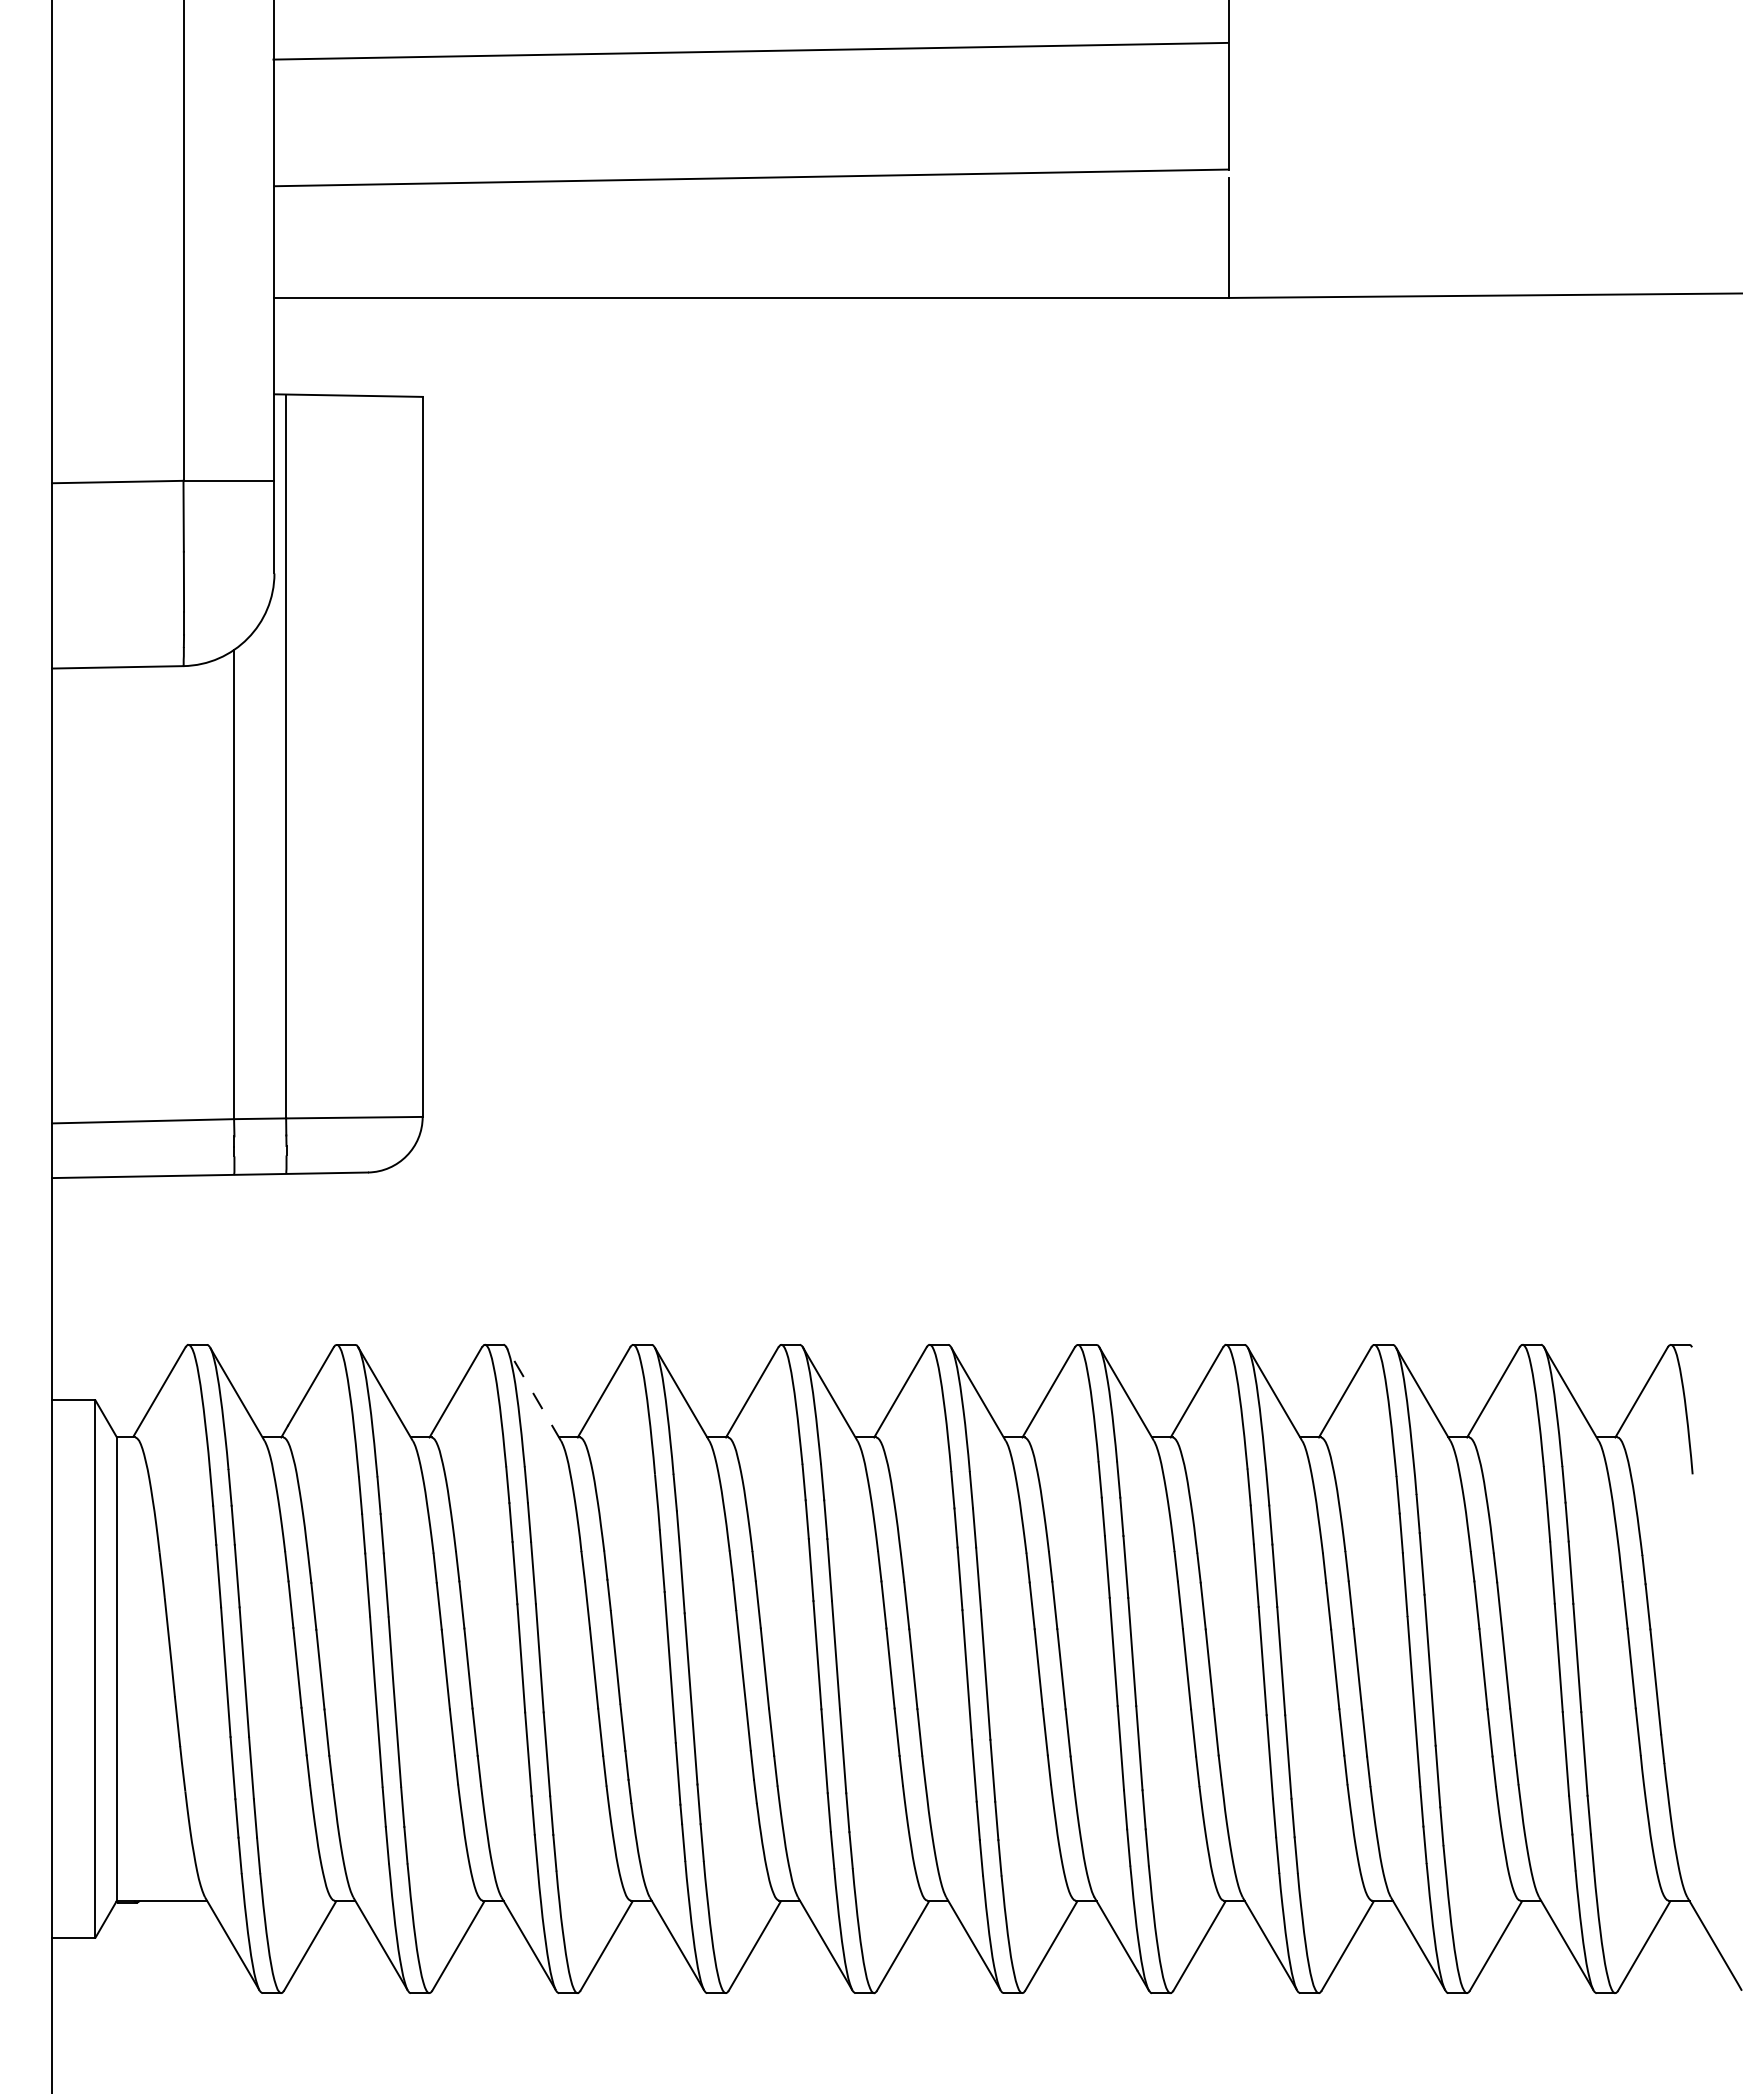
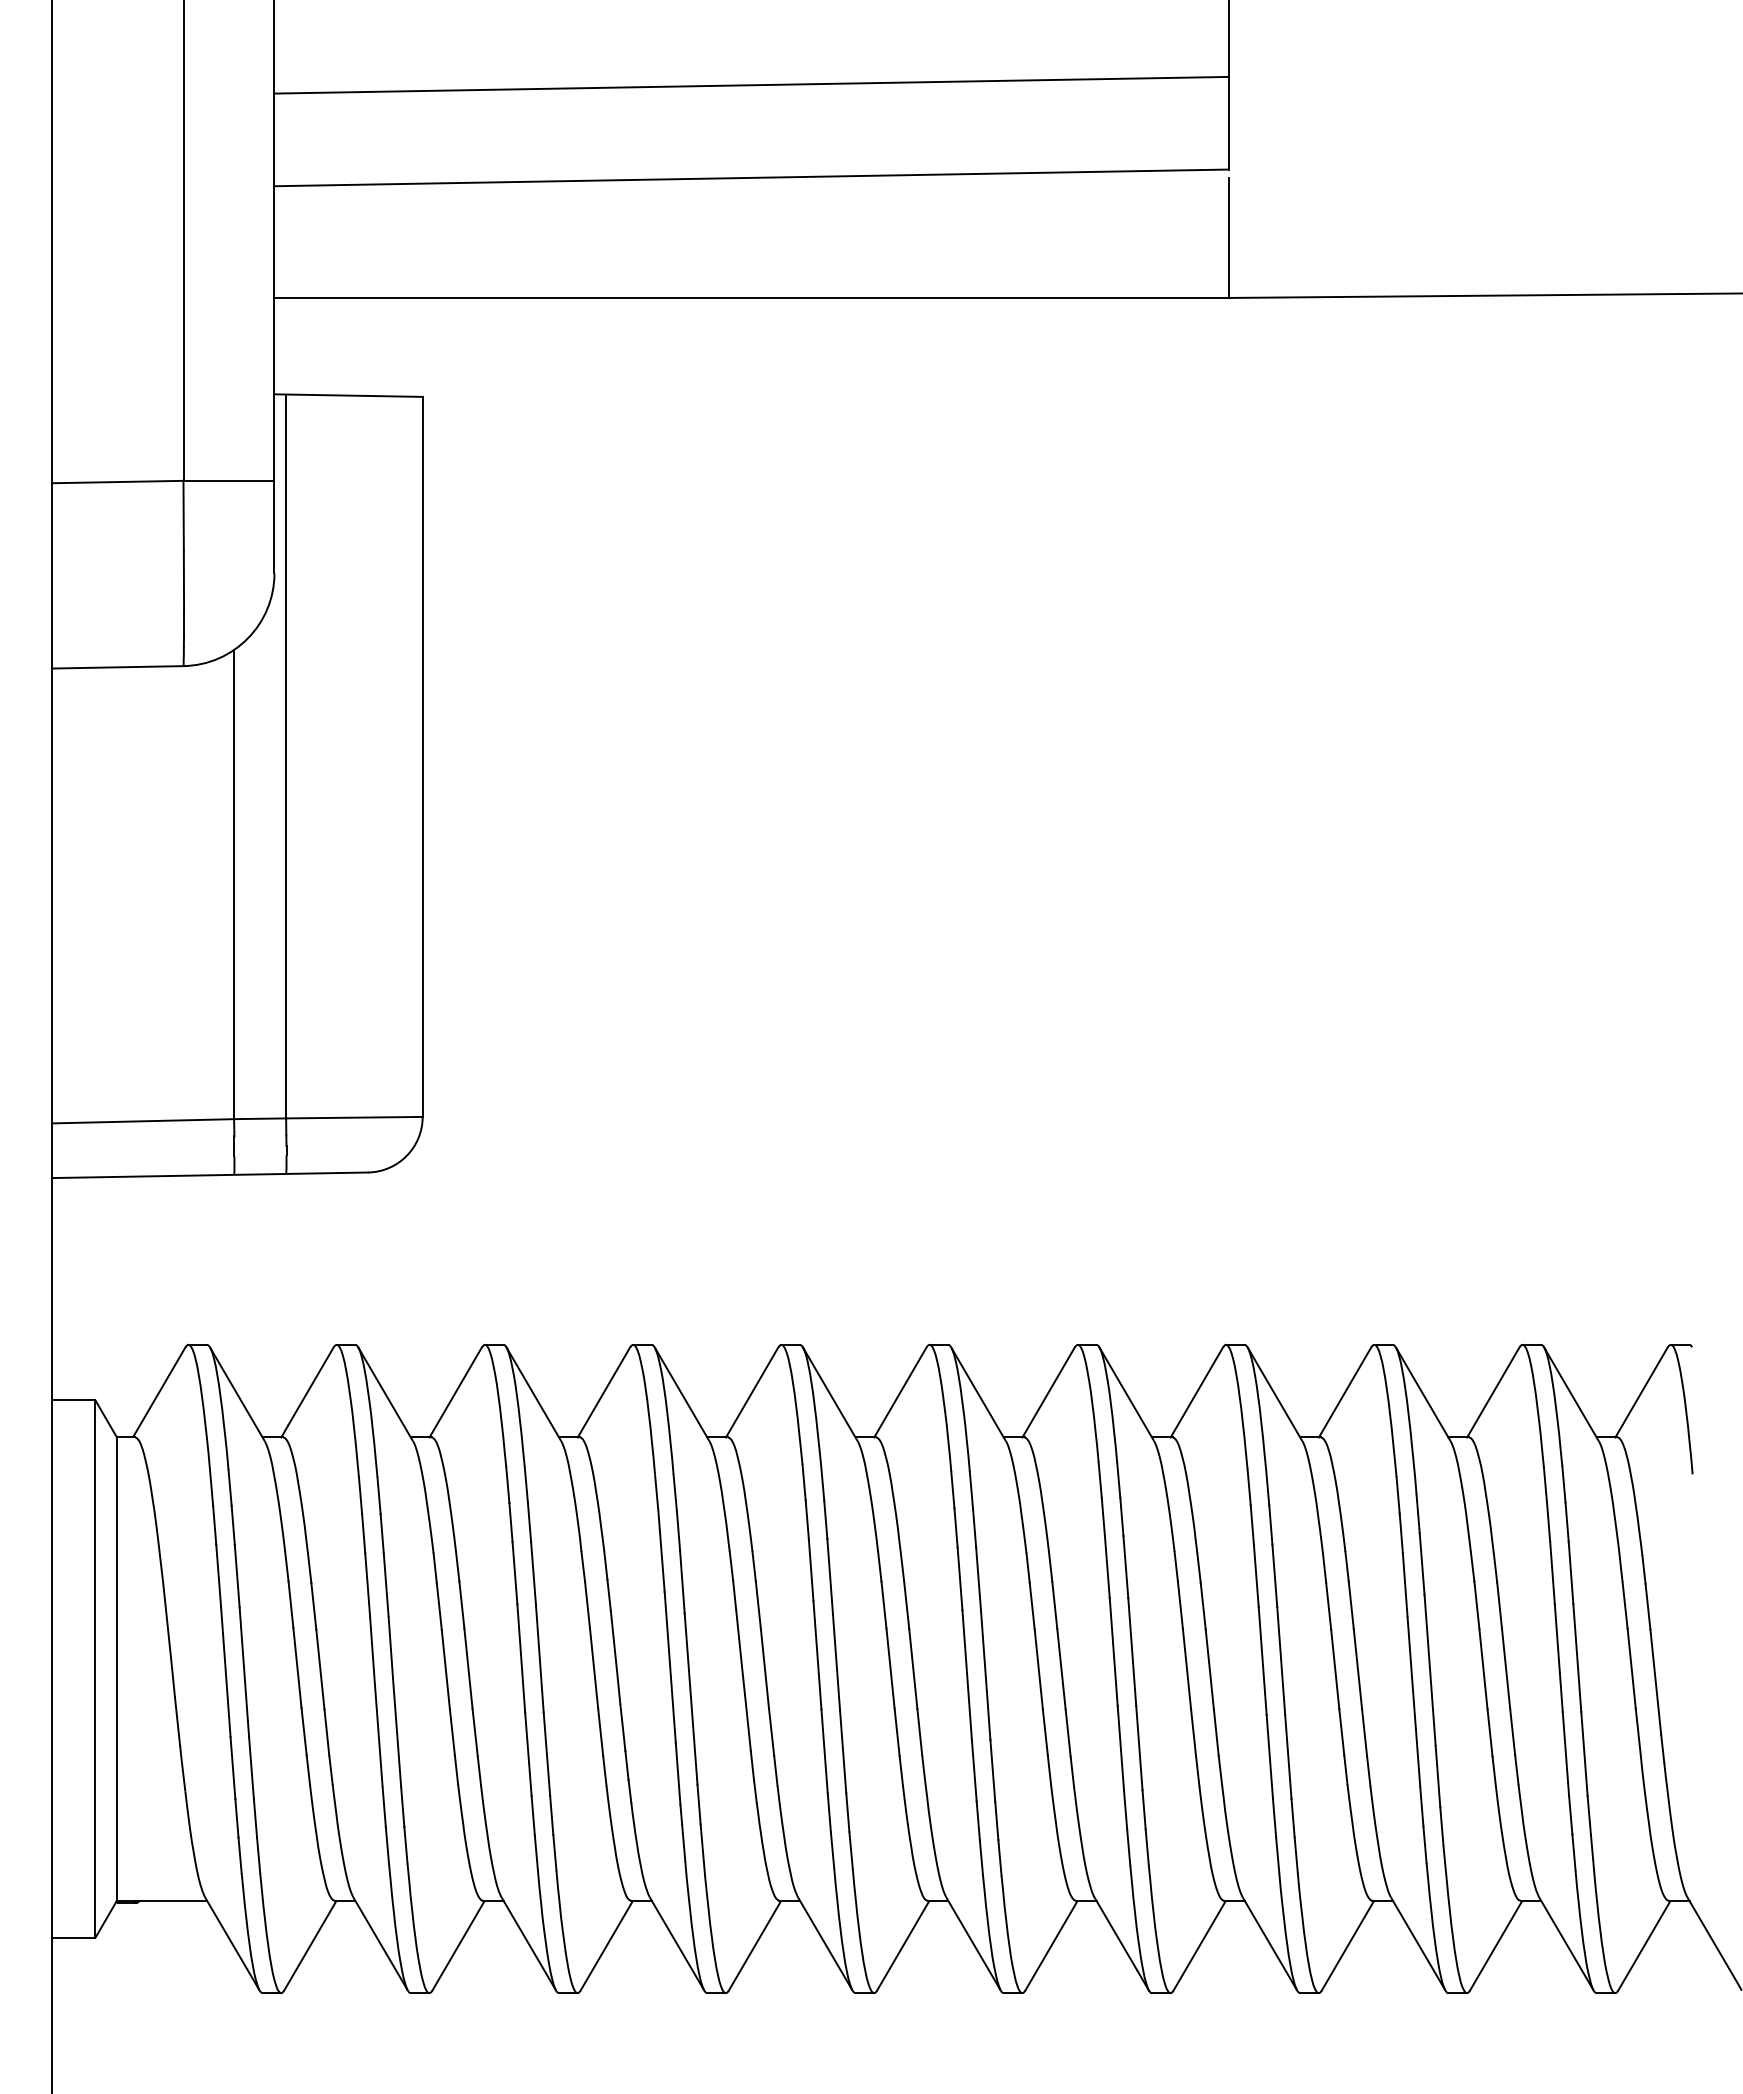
line position: (750, 50) -> (751, 84) (751, 84)
line: dashed -> solid (533, 1393)
